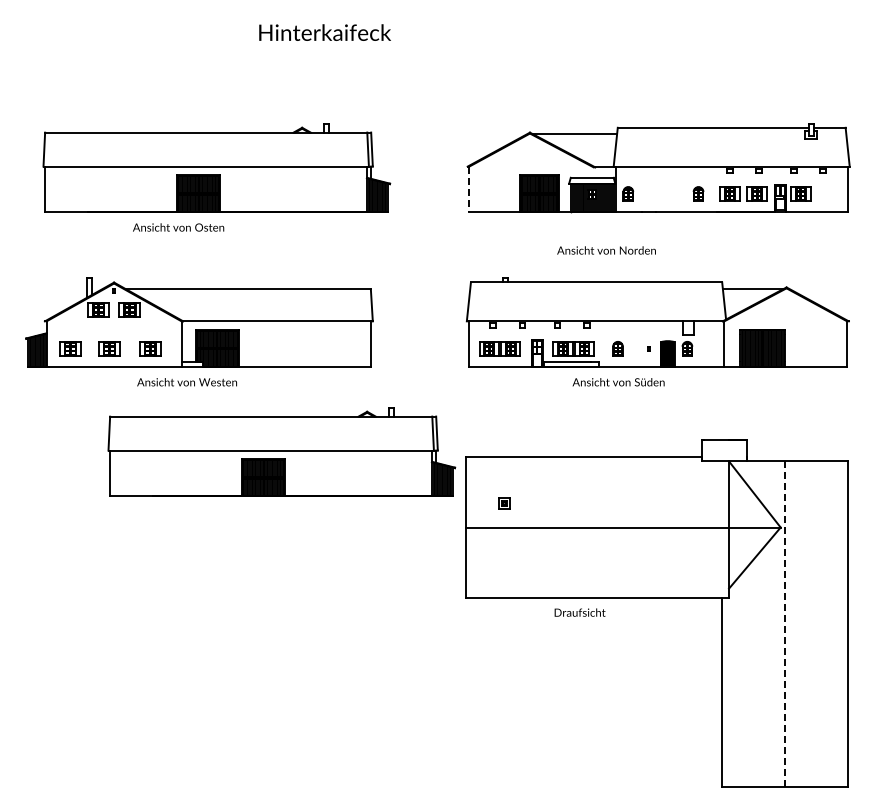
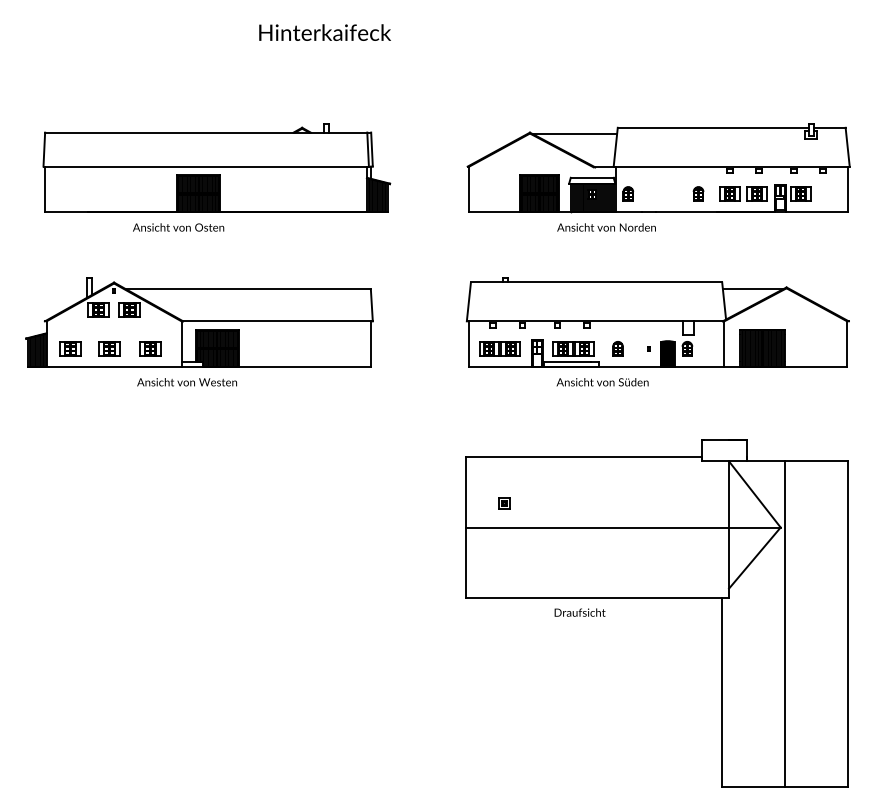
line: dashed -> solid (469, 189)
text position: (606, 250) -> (606, 227) (606, 227)
text position: (618, 382) -> (602, 382) (602, 382)
part: present -> none (281, 451)
line: dashed -> solid (784, 624)
